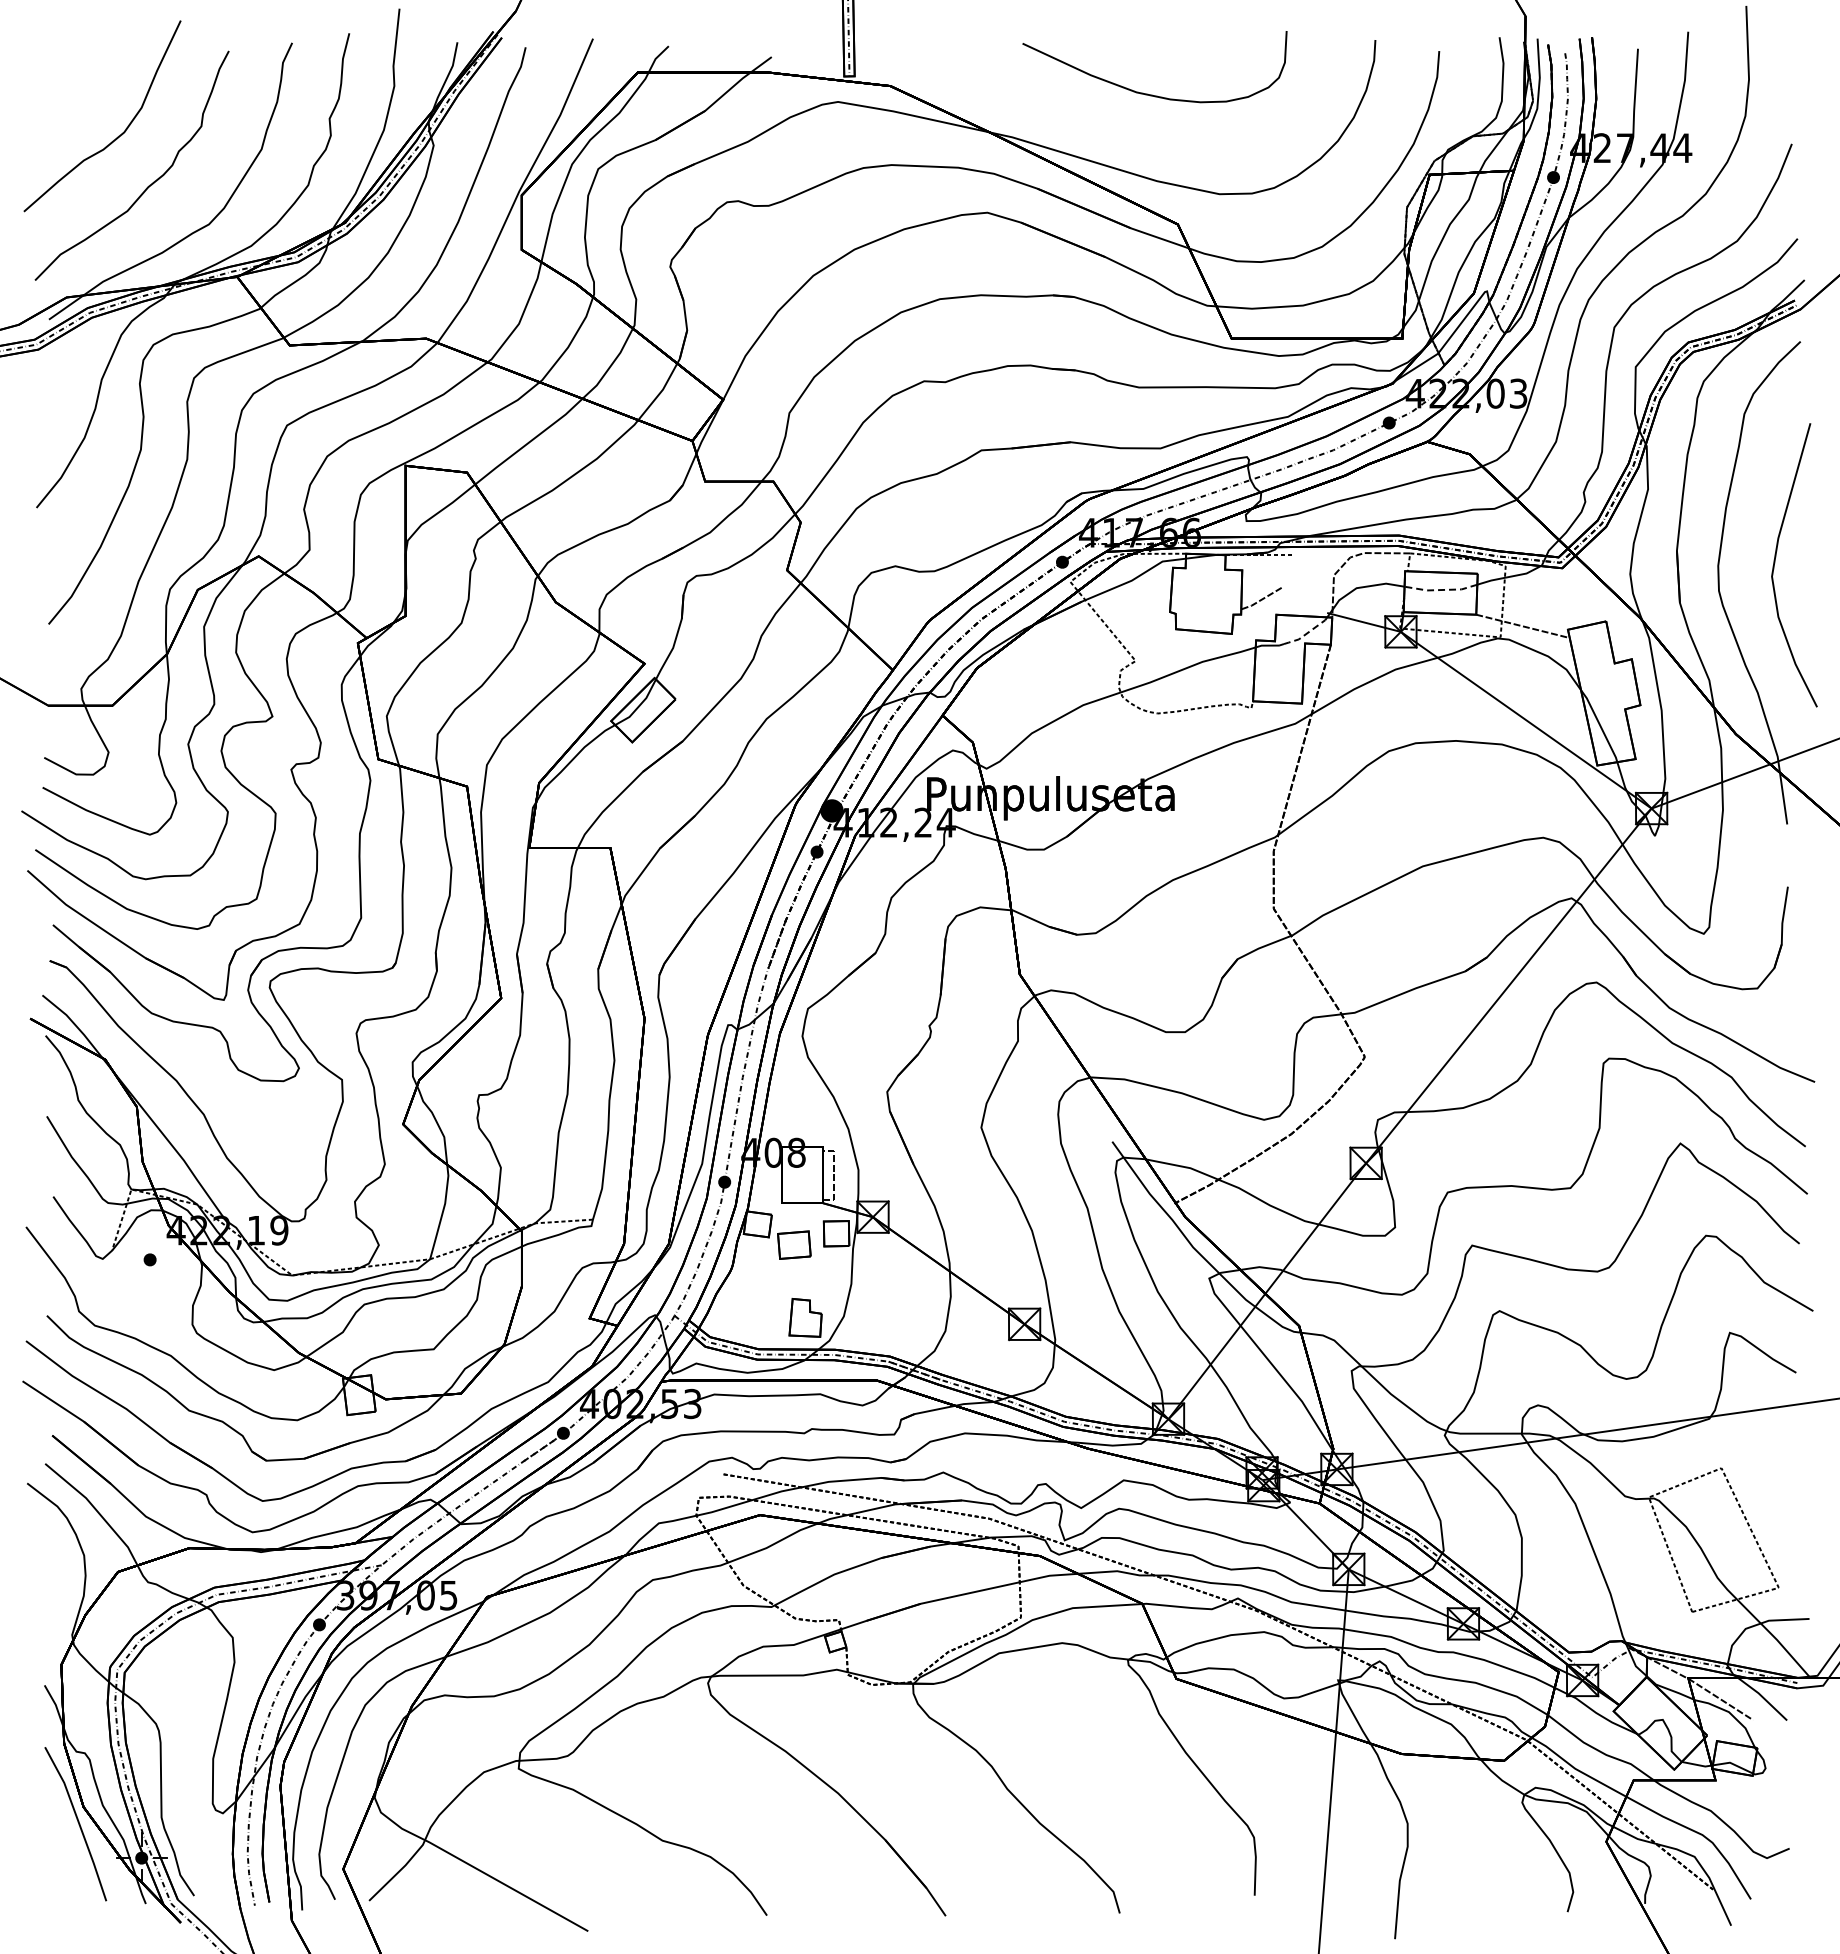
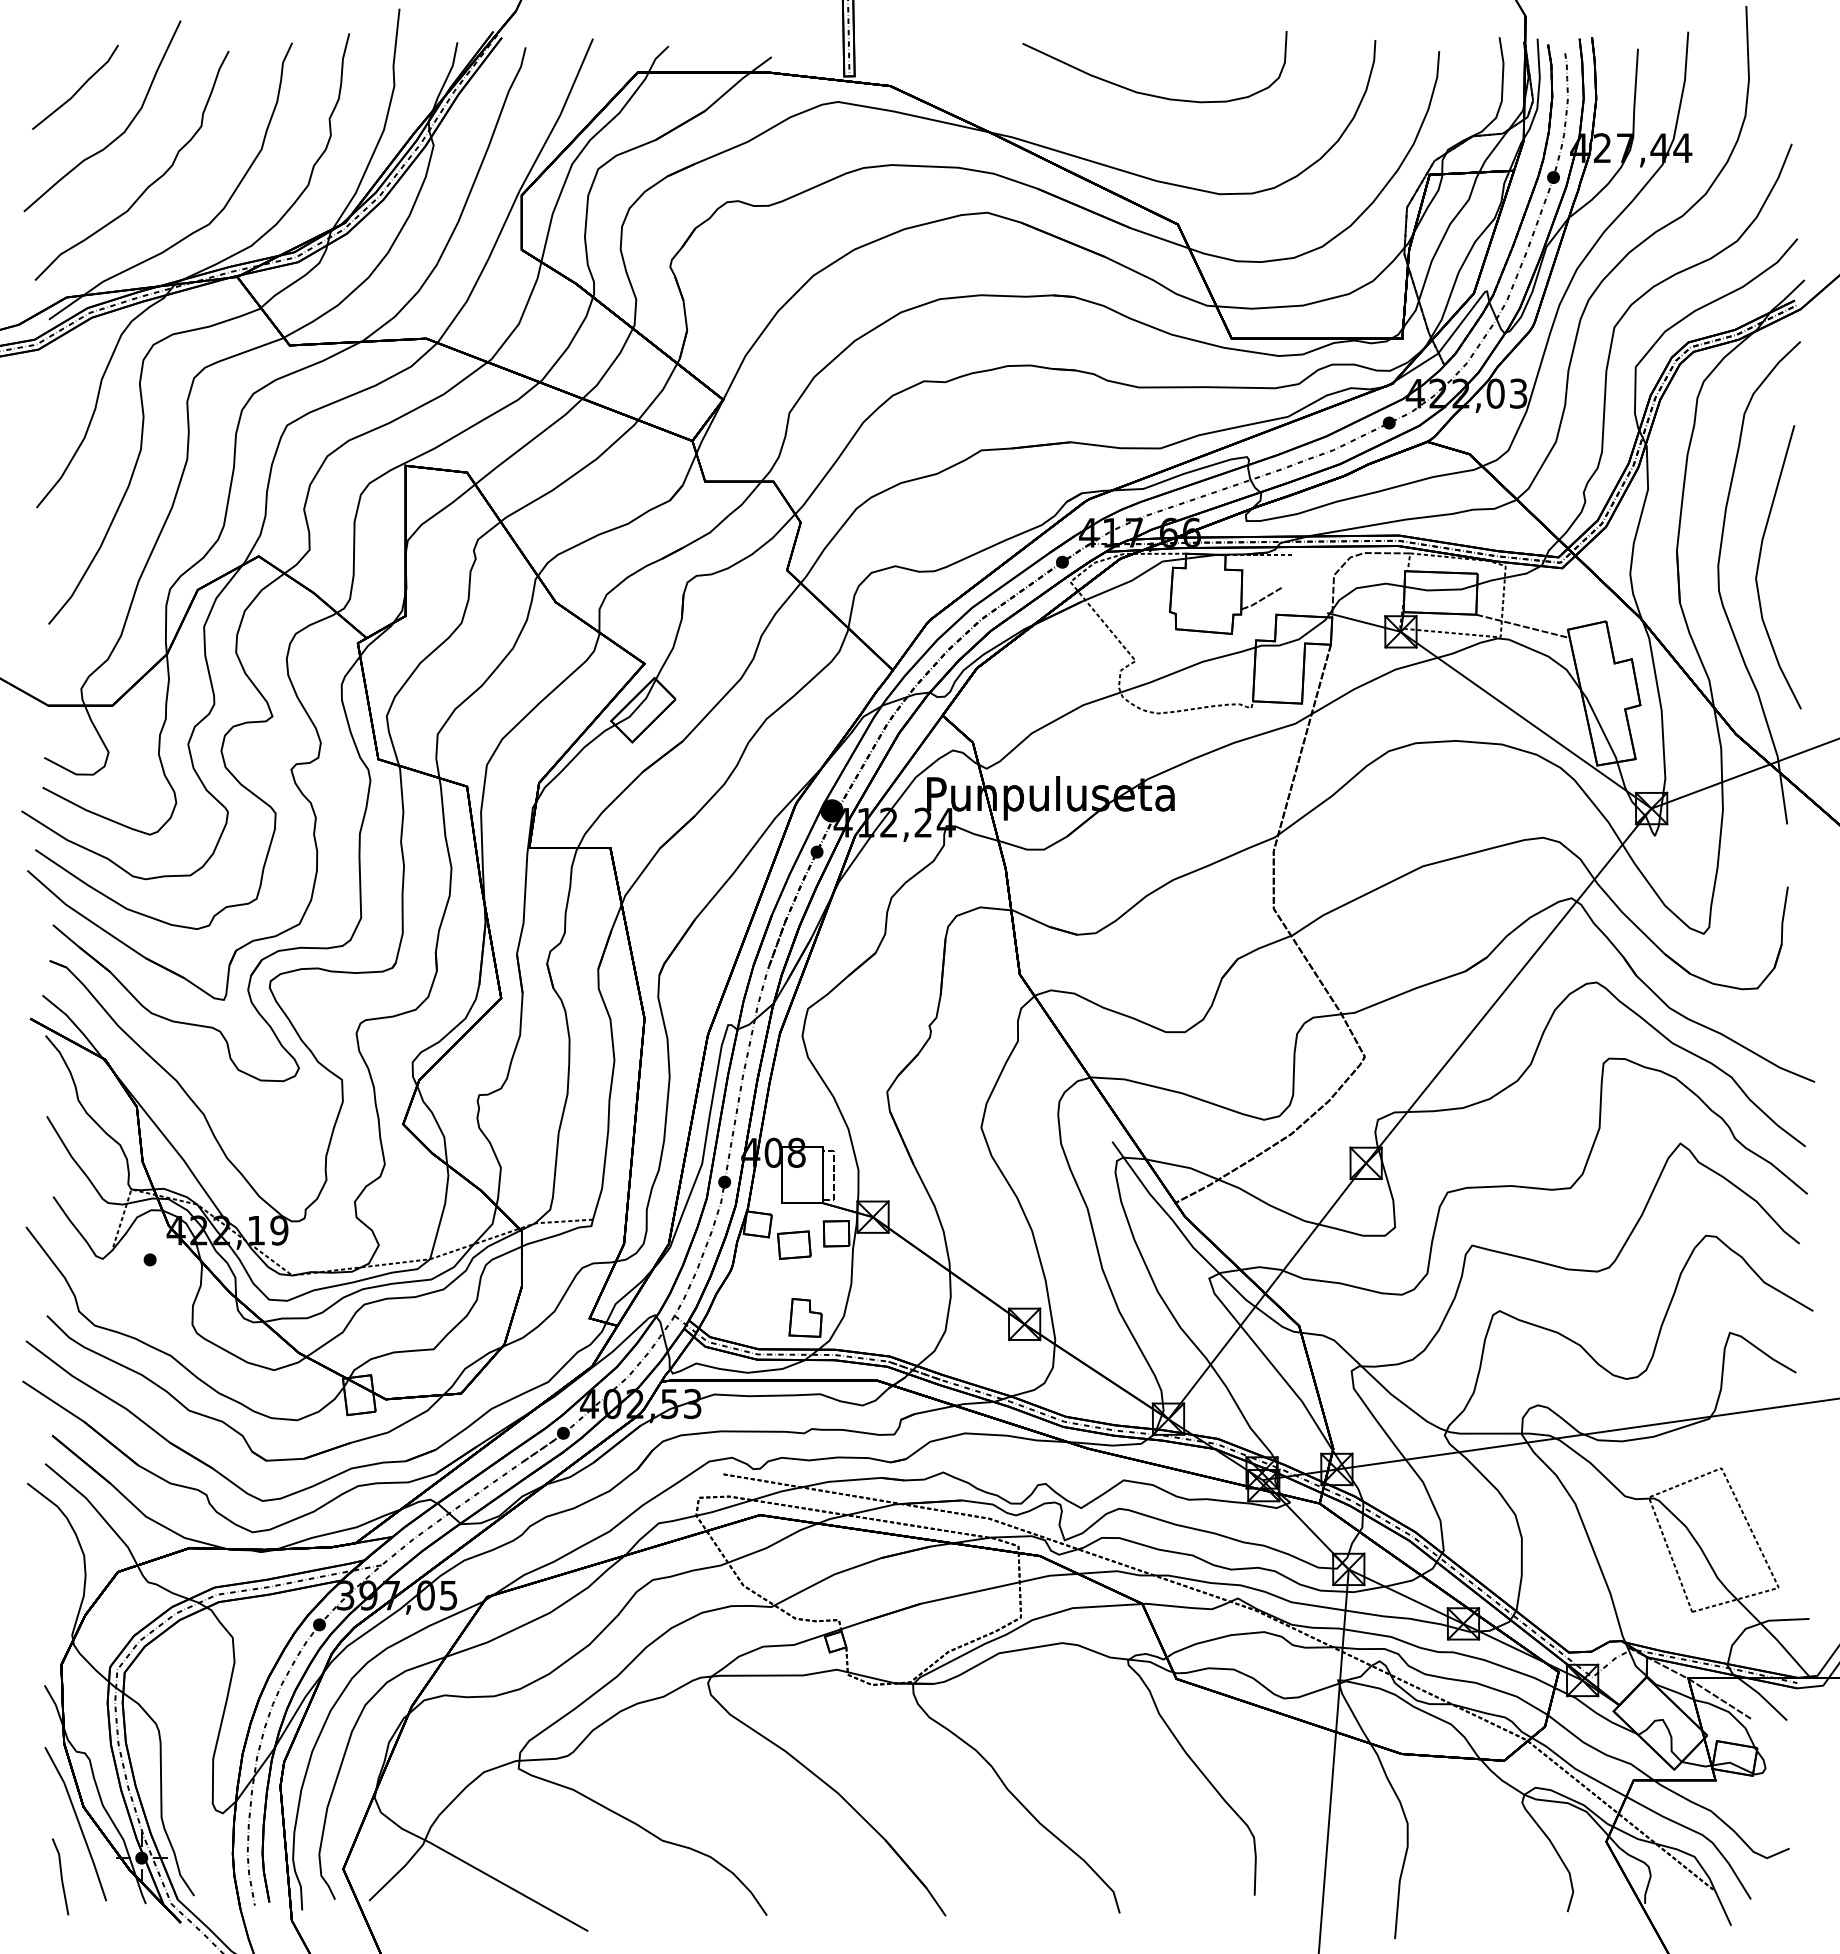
line: none -> present (78, 88)
curve position: (1775, 563) -> (1759, 565) (1759, 565)
line: dashed -> solid (1440, 590)
line: dashed -> solid (1308, 632)
line: none -> present (60, 1876)
